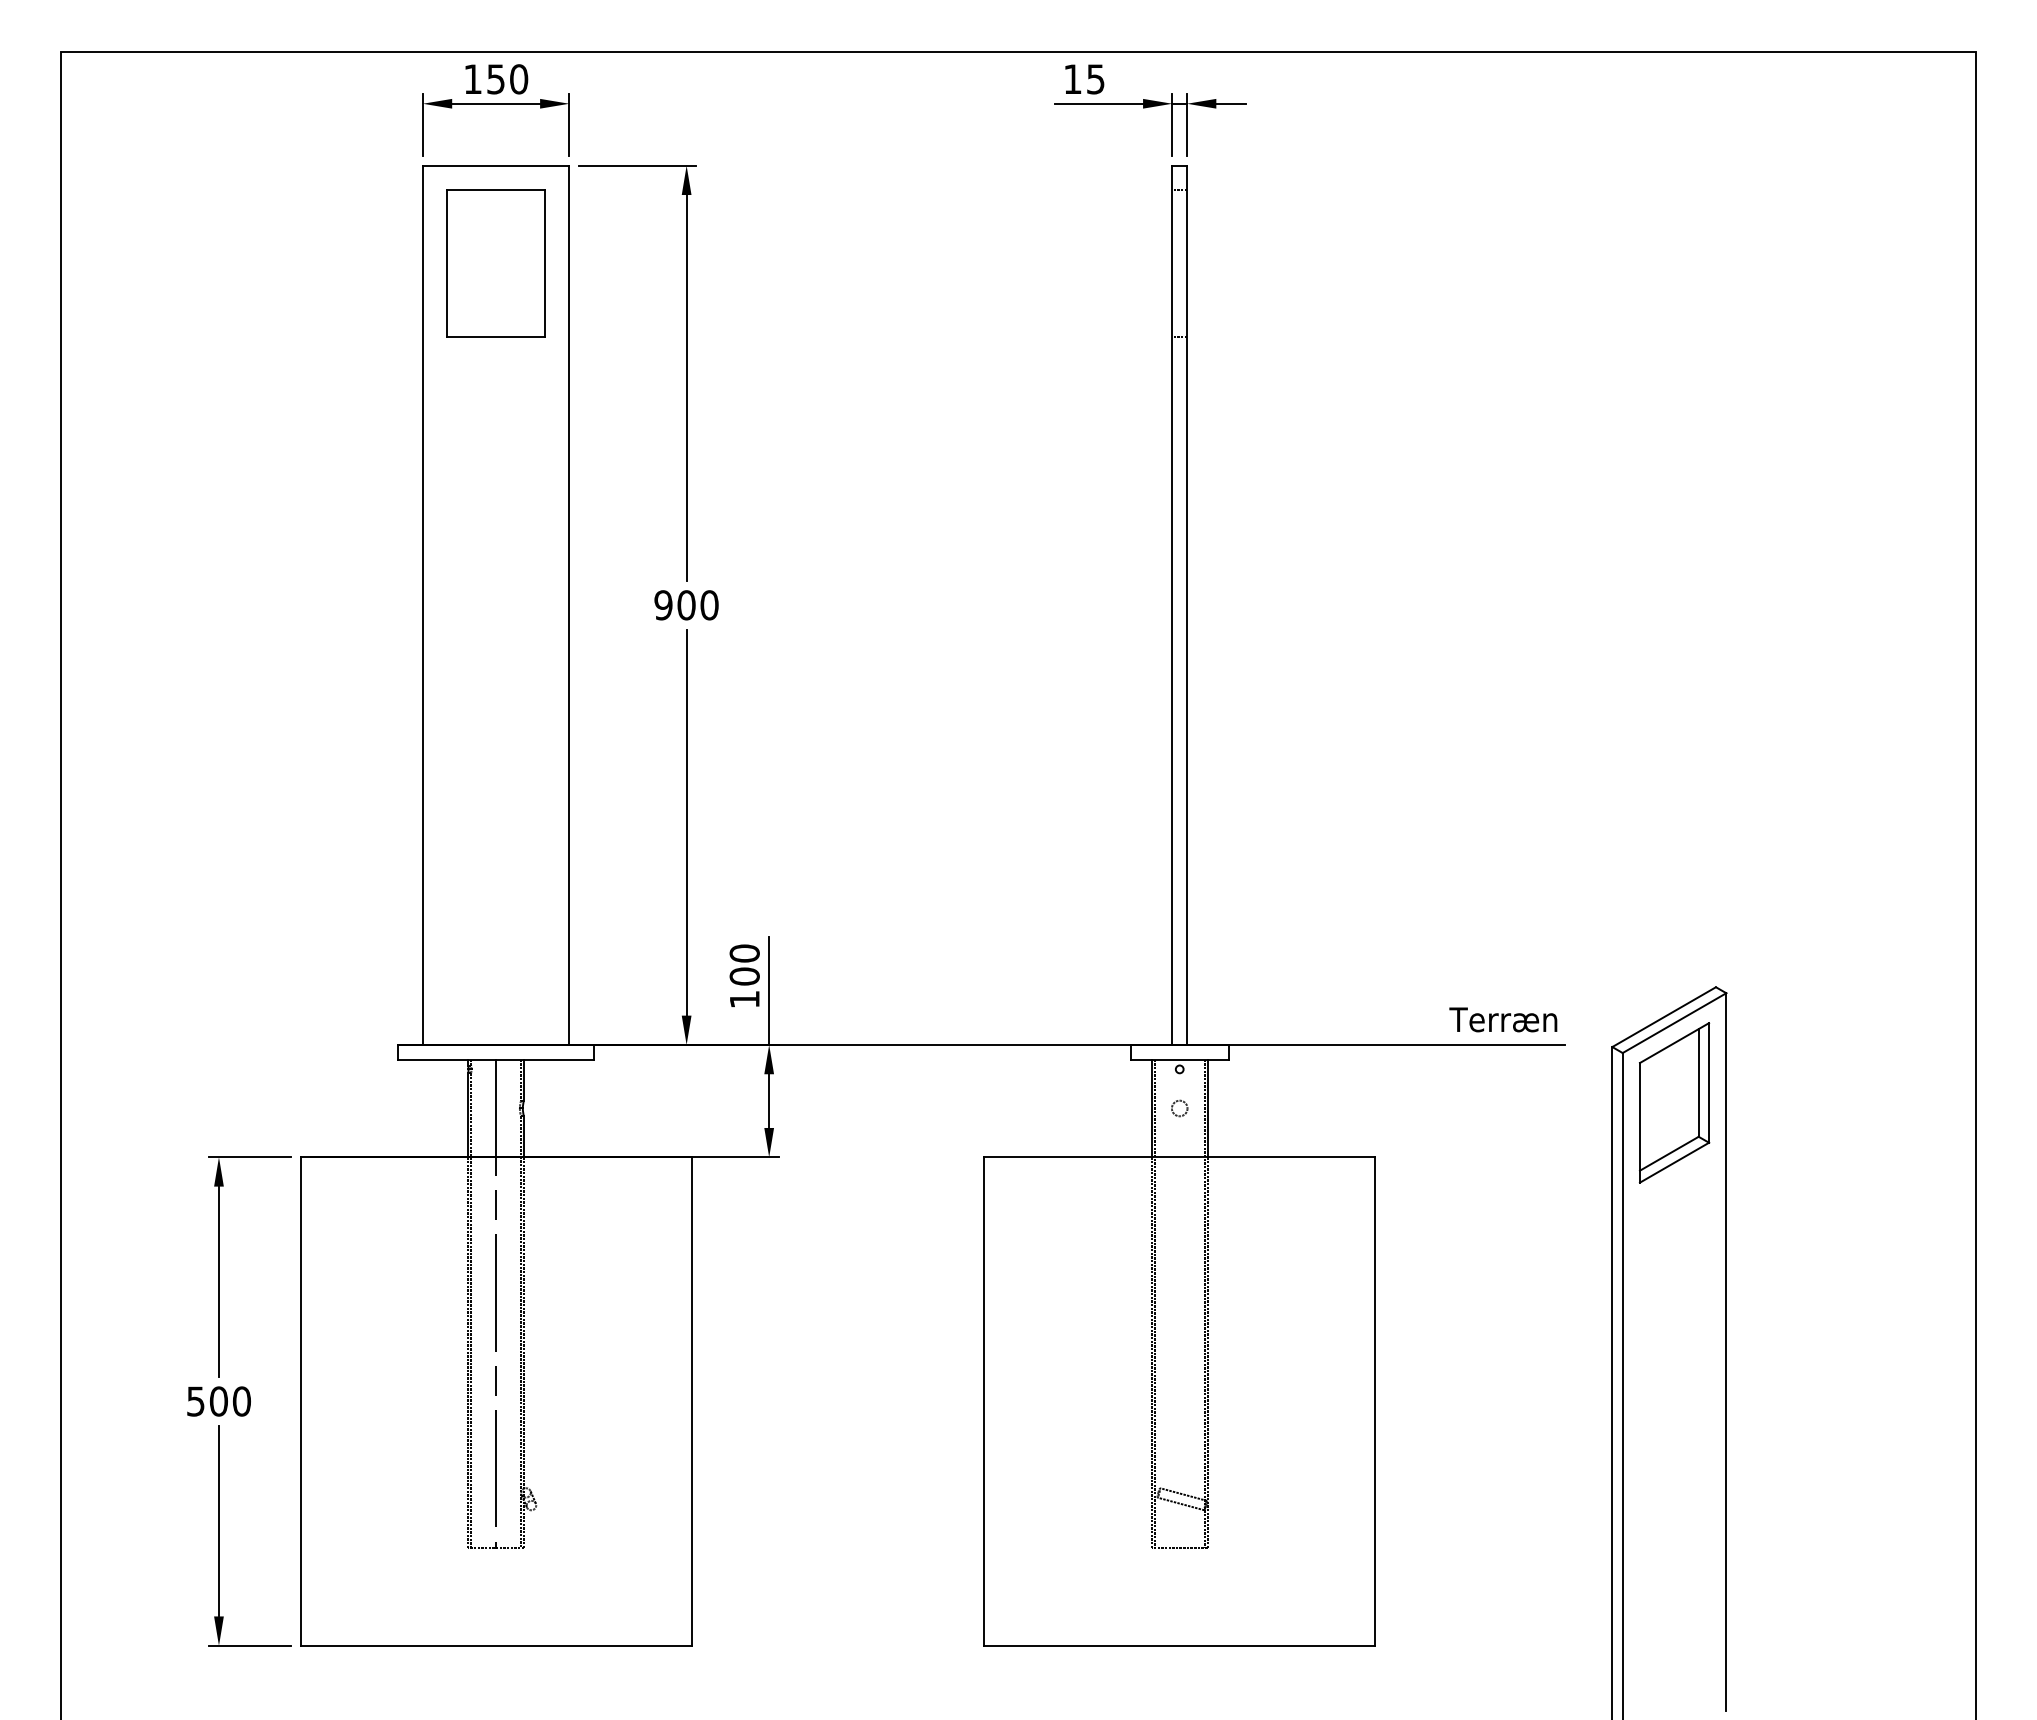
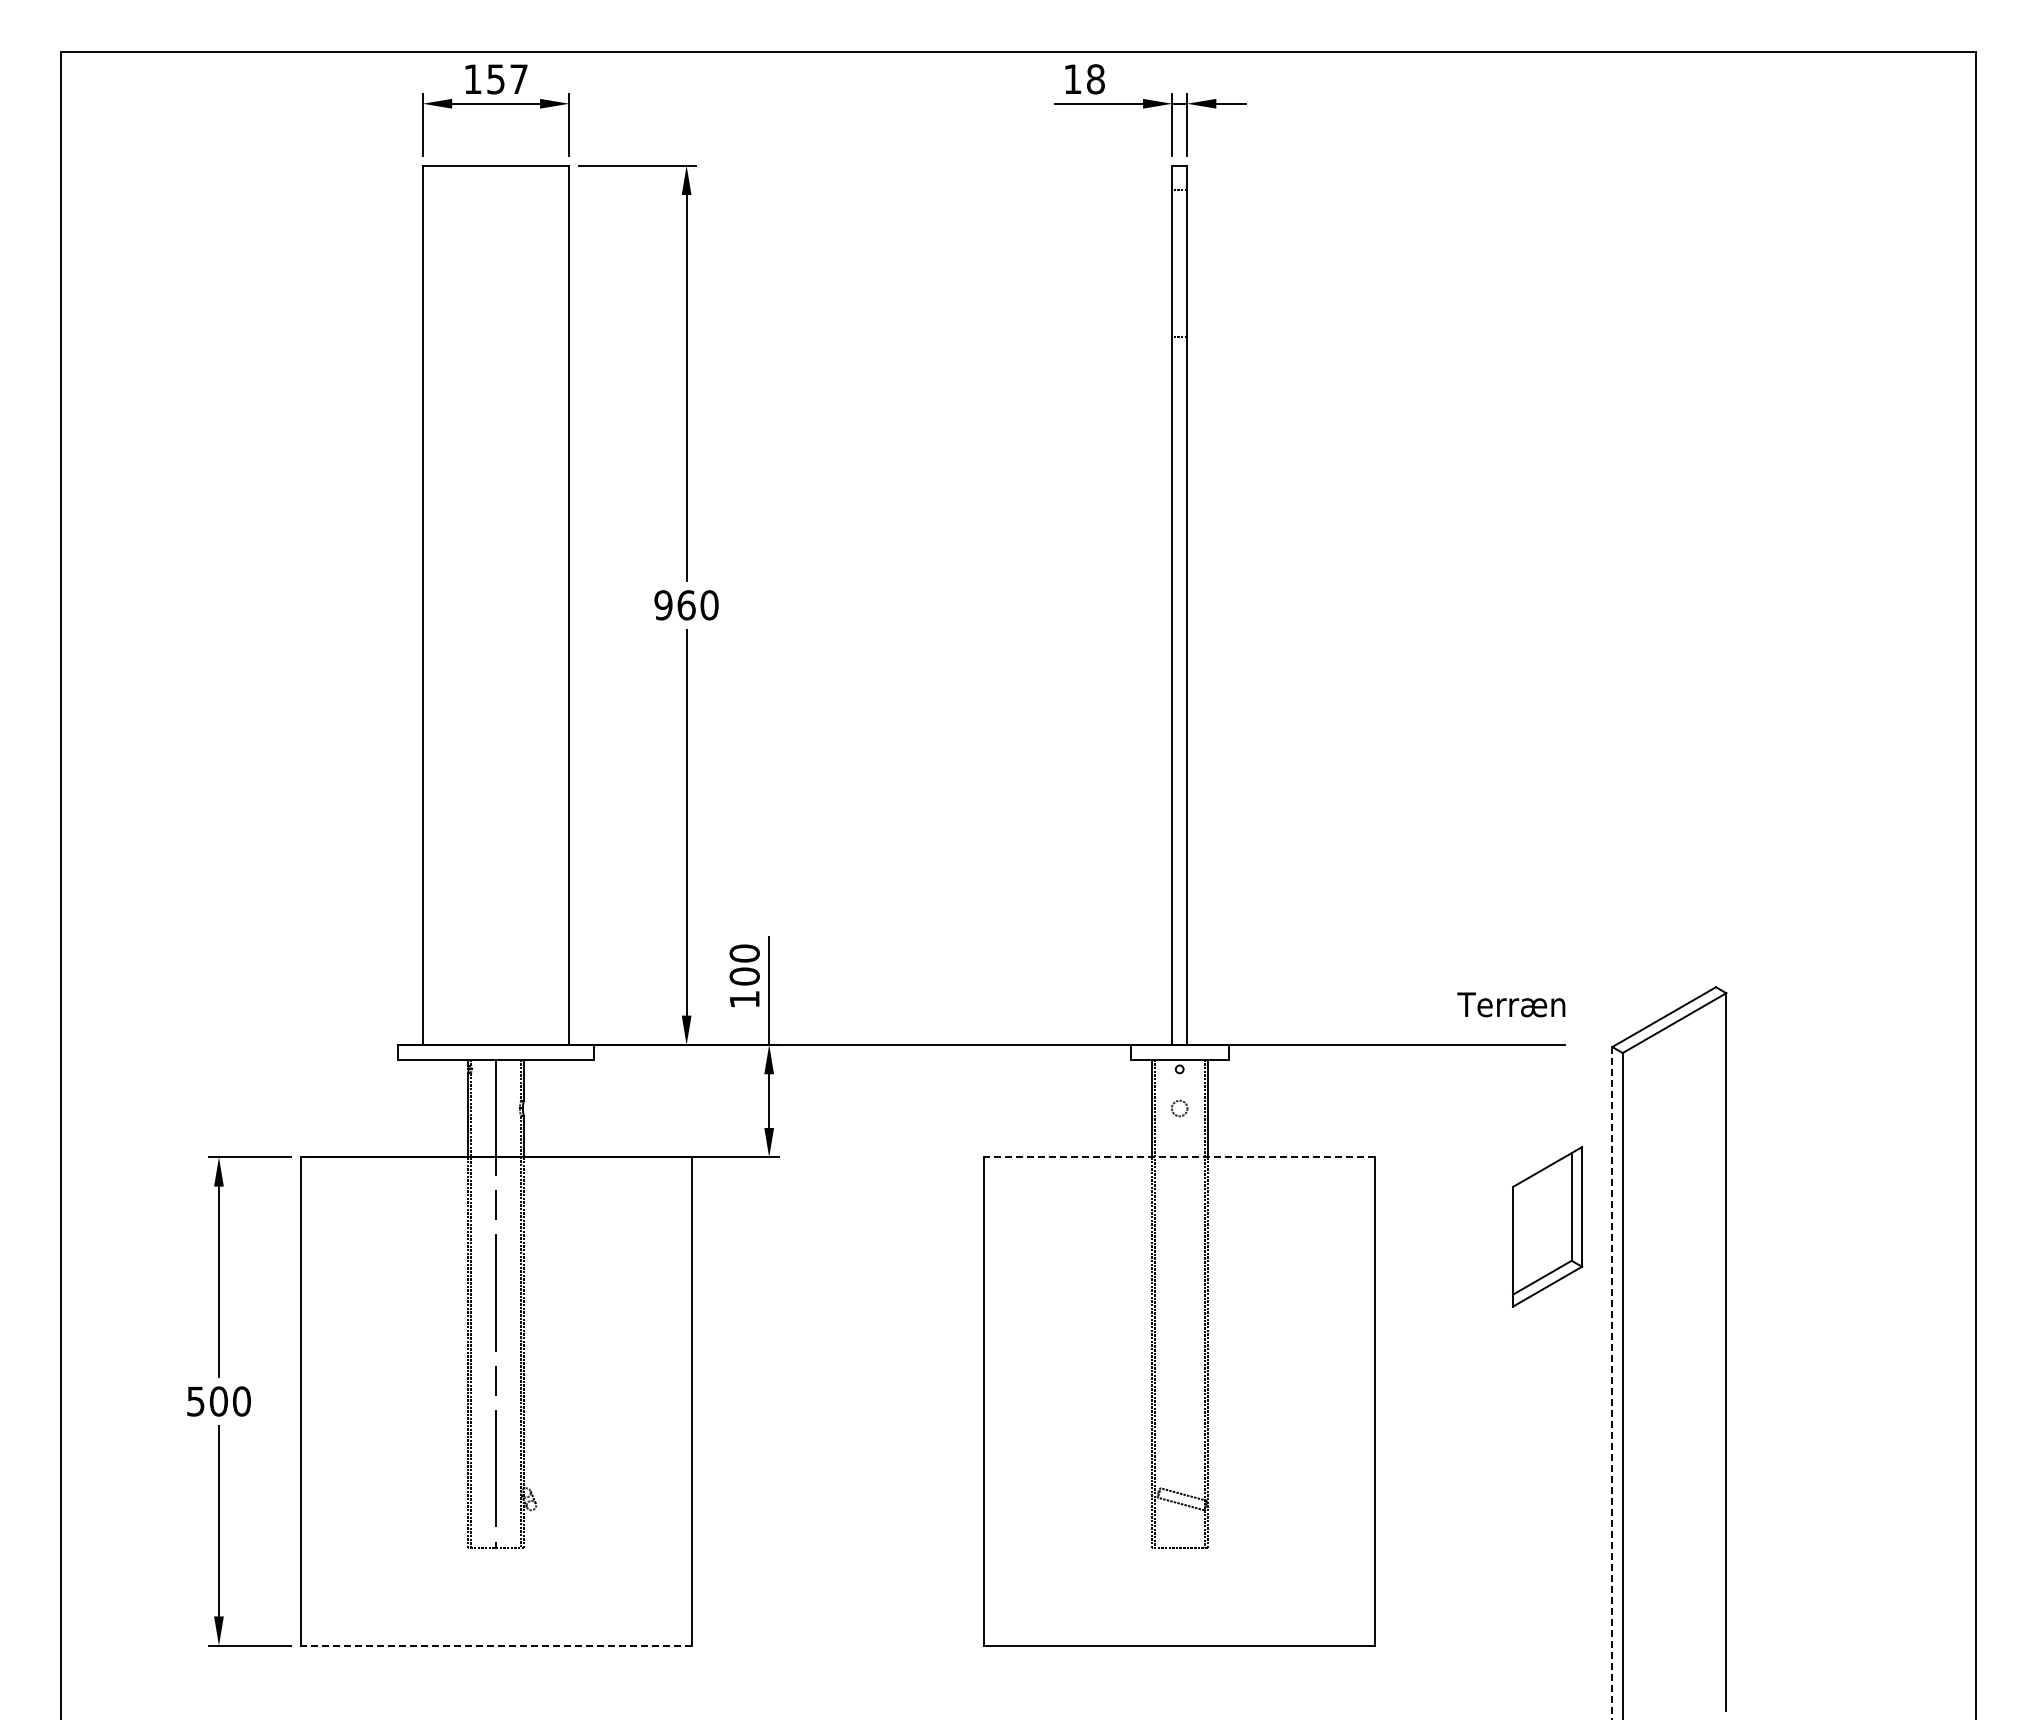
text: 150 -> 157 (519, 79)
text: 15 -> 18 (1095, 79)
part: present -> none (495, 263)
text: 900 -> 960 (686, 605)
text position: (1503, 1019) -> (1511, 1004) (1511, 1004)
part position: (1674, 1102) -> (1547, 1226) (1547, 1226)
line: solid -> dashed (1179, 1157)
line: solid -> dashed (1612, 1384)
line: solid -> dashed (495, 1645)
